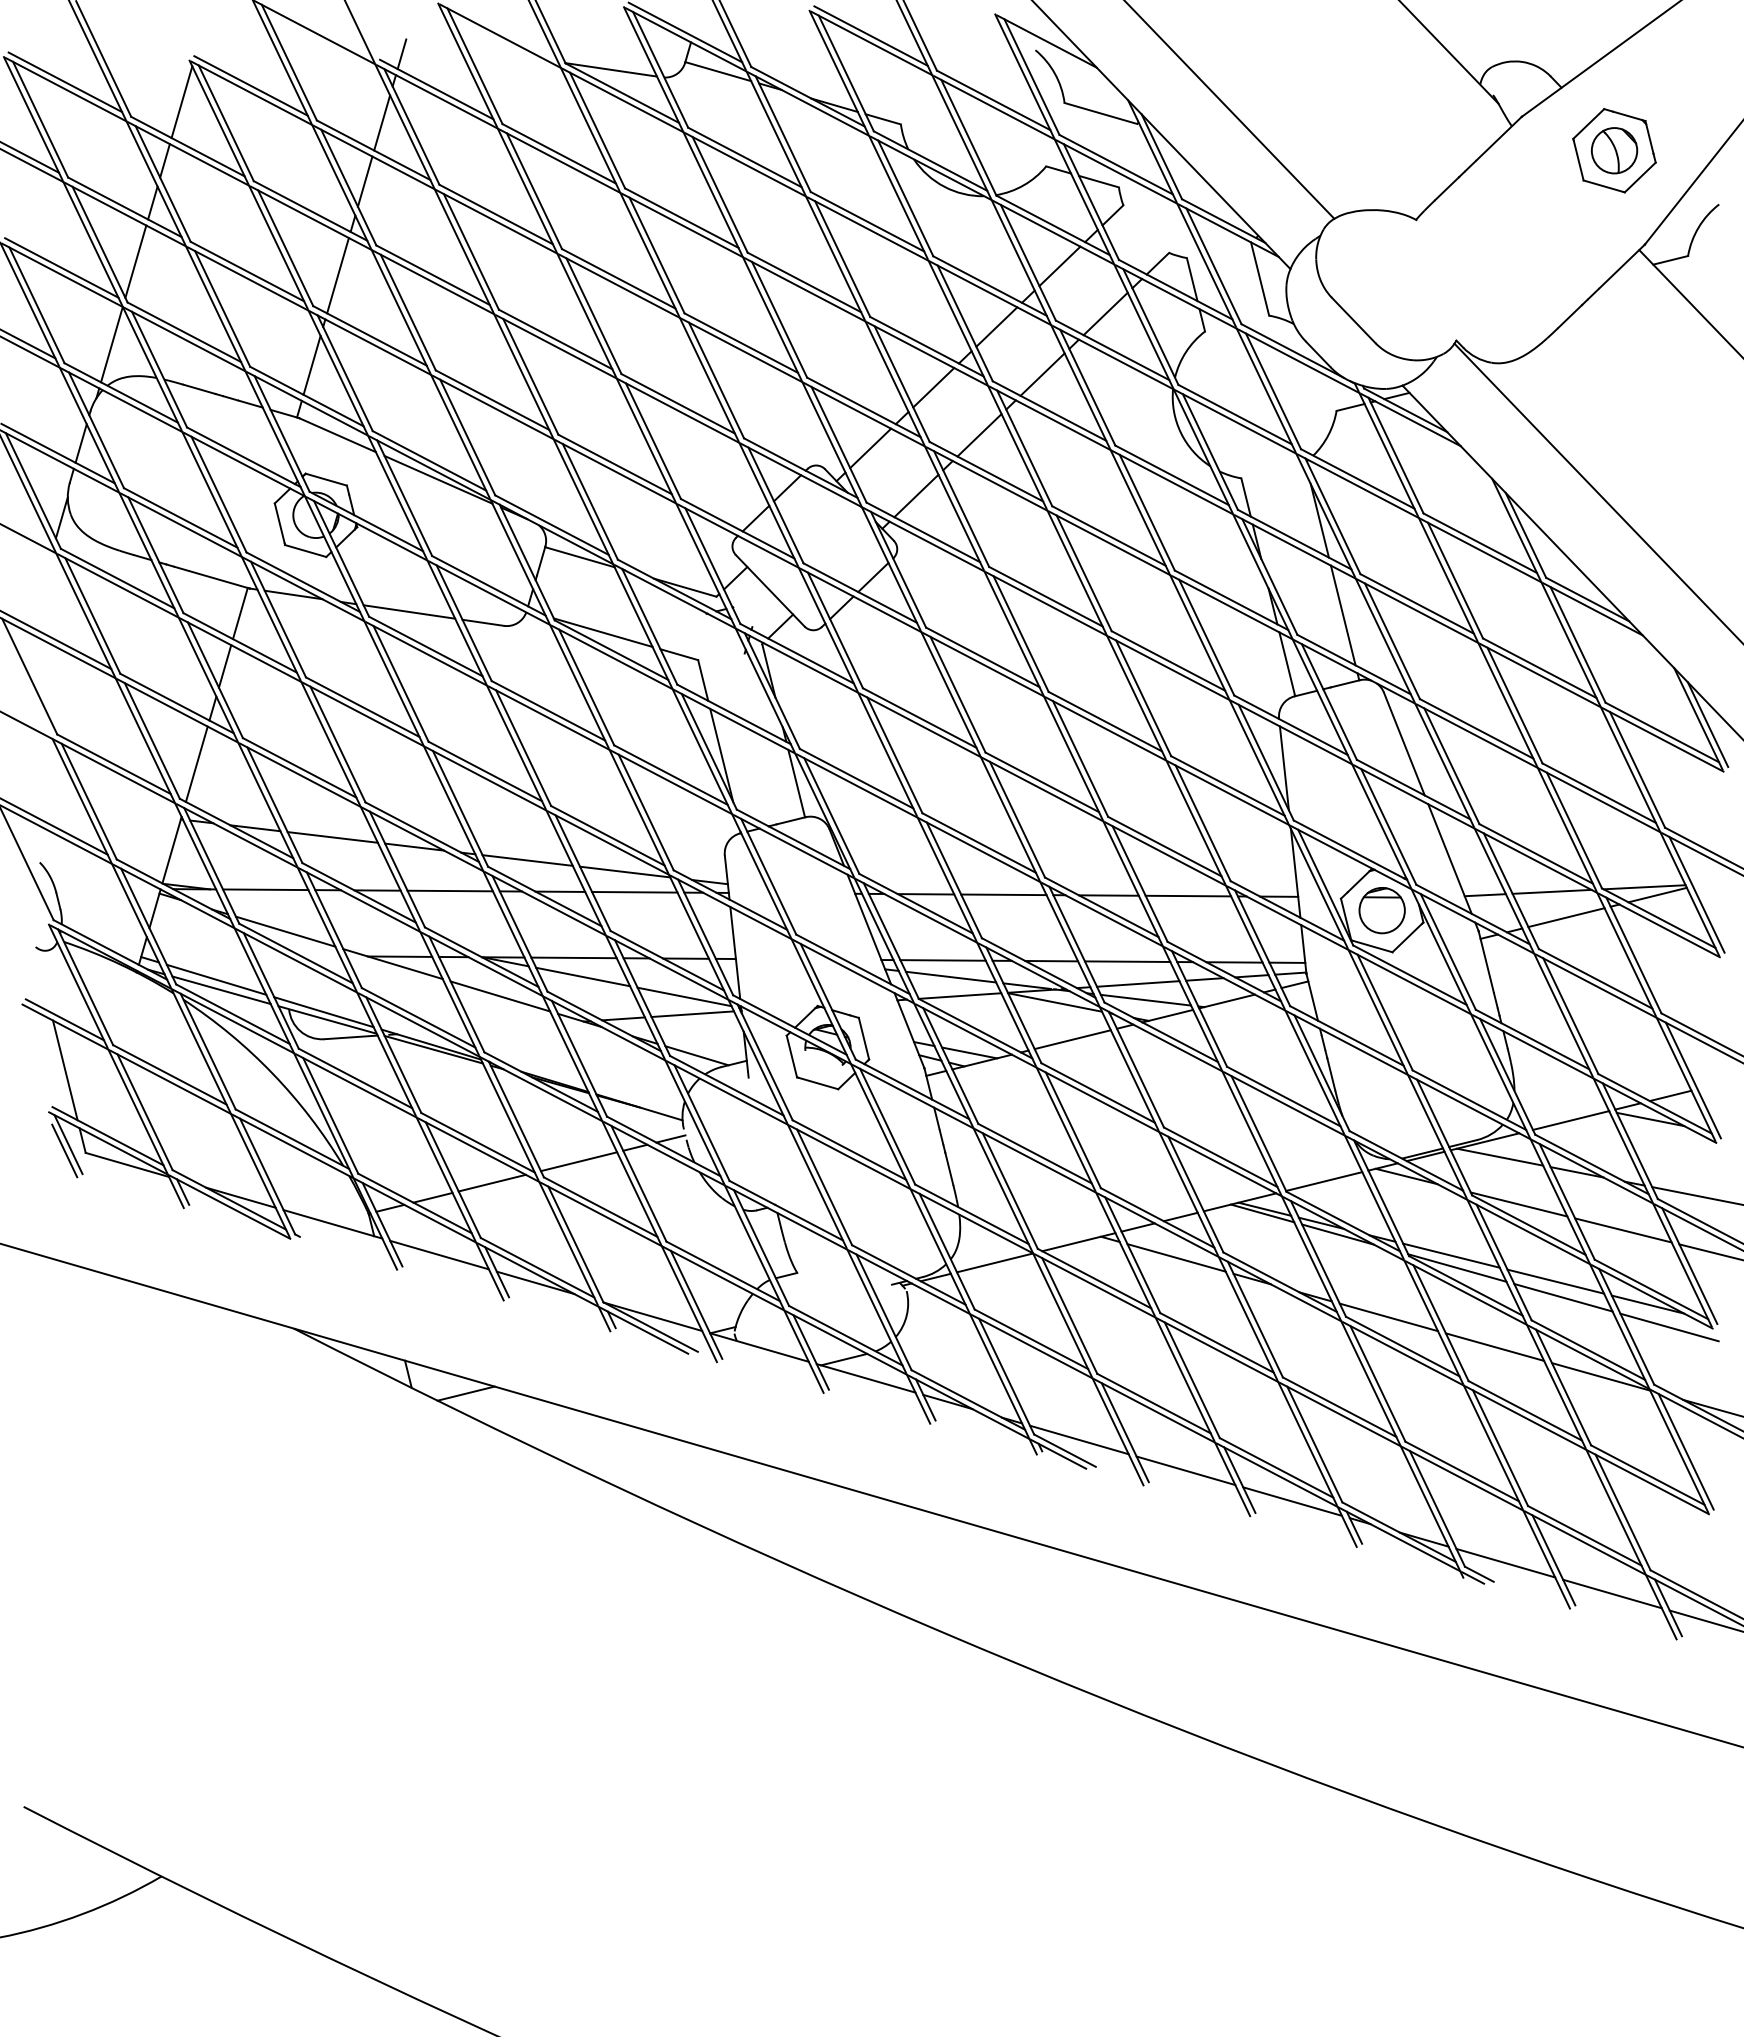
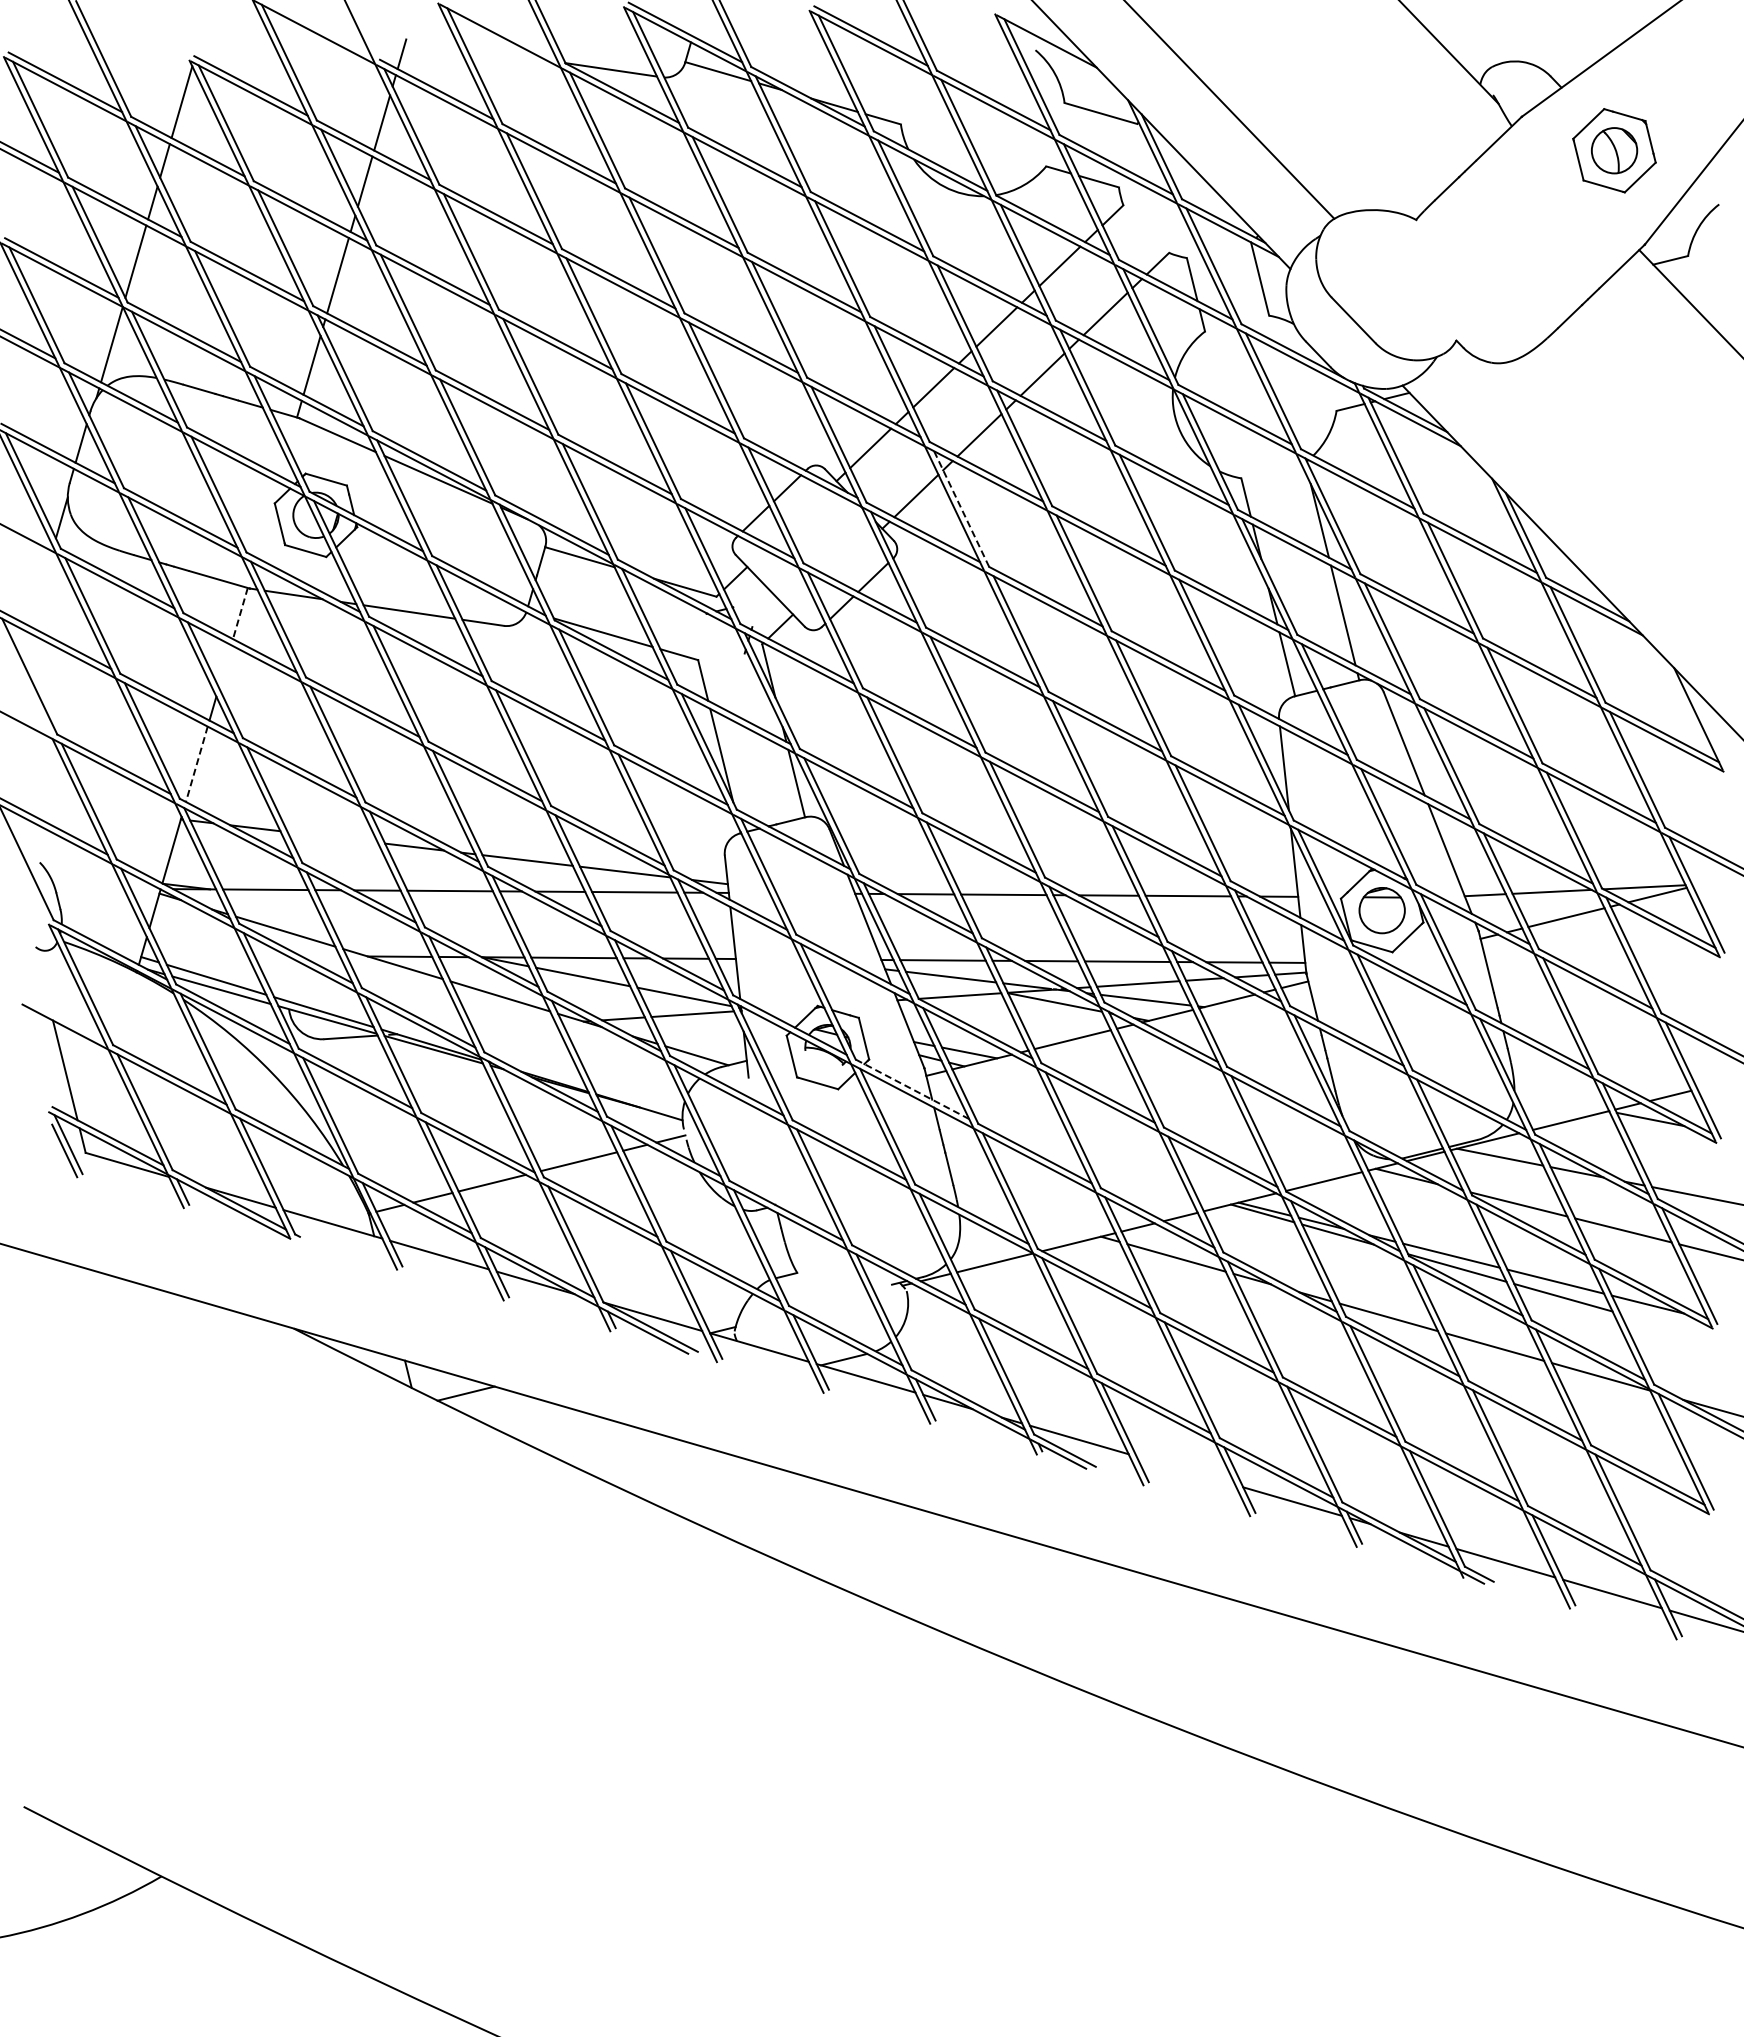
line: present -> none (1597, 492)
line: solid -> dashed (961, 508)
line: solid -> dashed (240, 613)
line: present -> none (224, 666)
line: present -> none (1707, 724)
line: solid -> dashed (196, 764)
line: present -> none (332, 837)
line: present -> none (64, 1019)
line: solid -> dashed (912, 1089)
line: present -> none (1669, 1327)
line: present -> none (1185, 1470)
